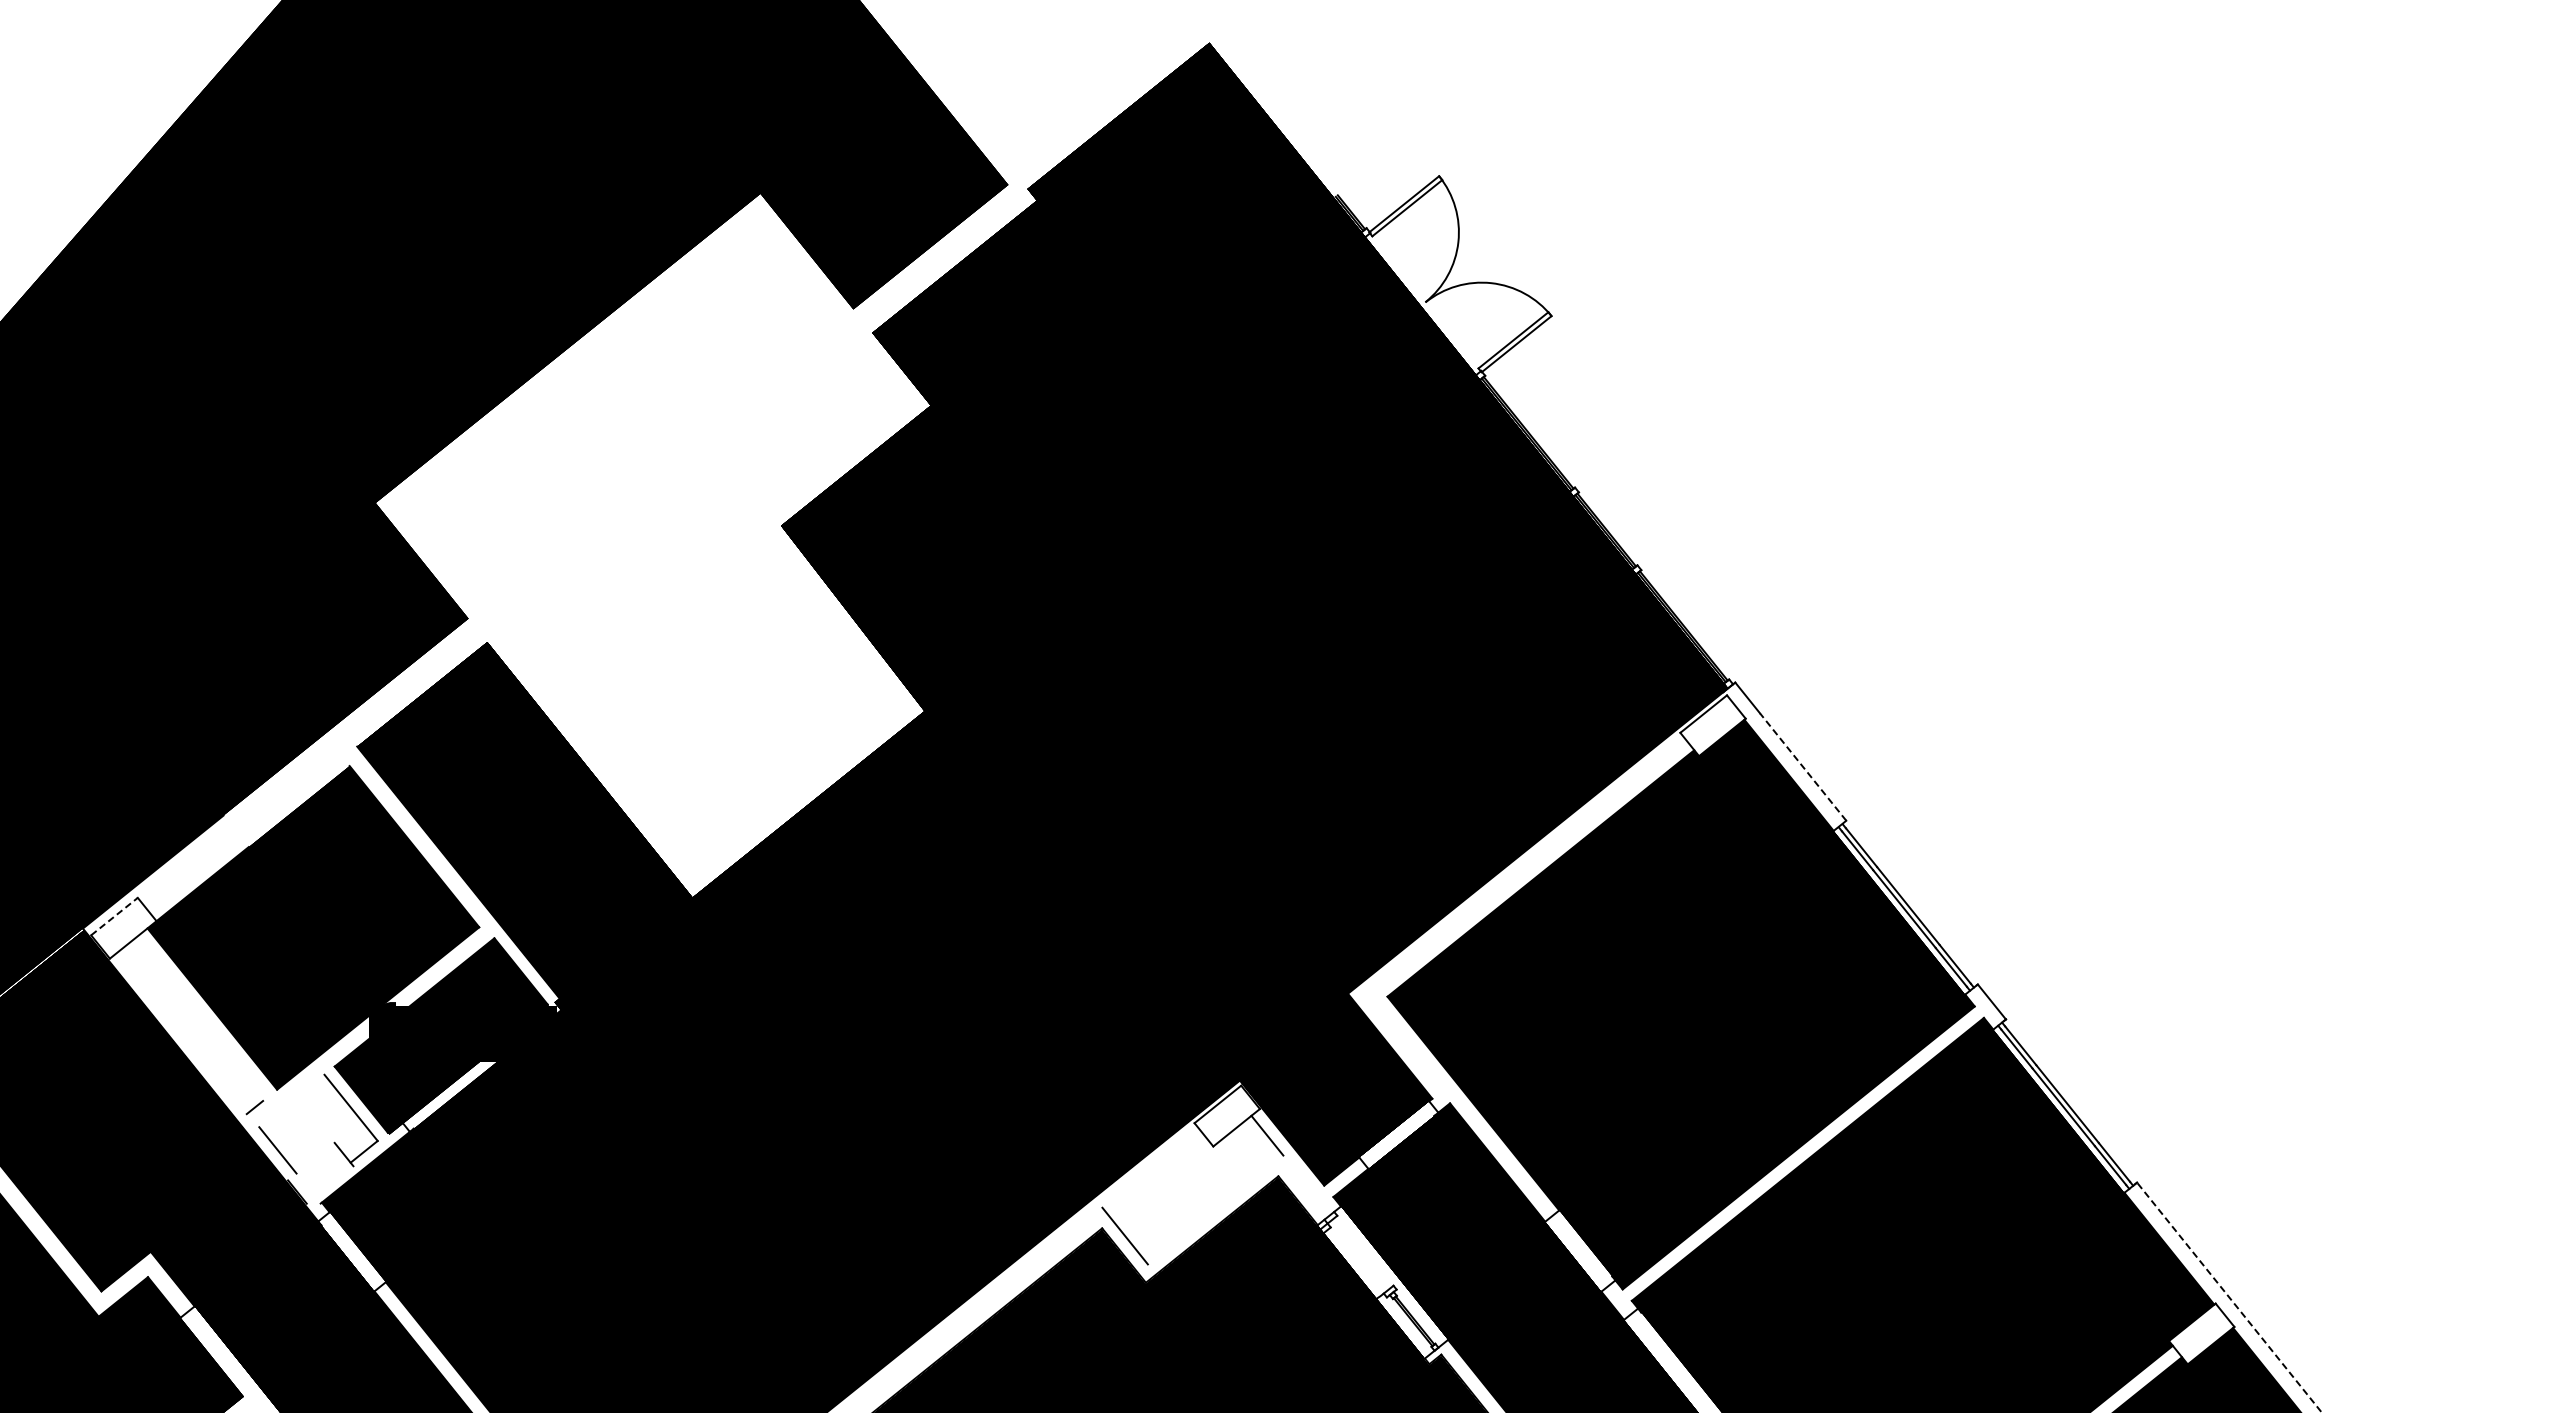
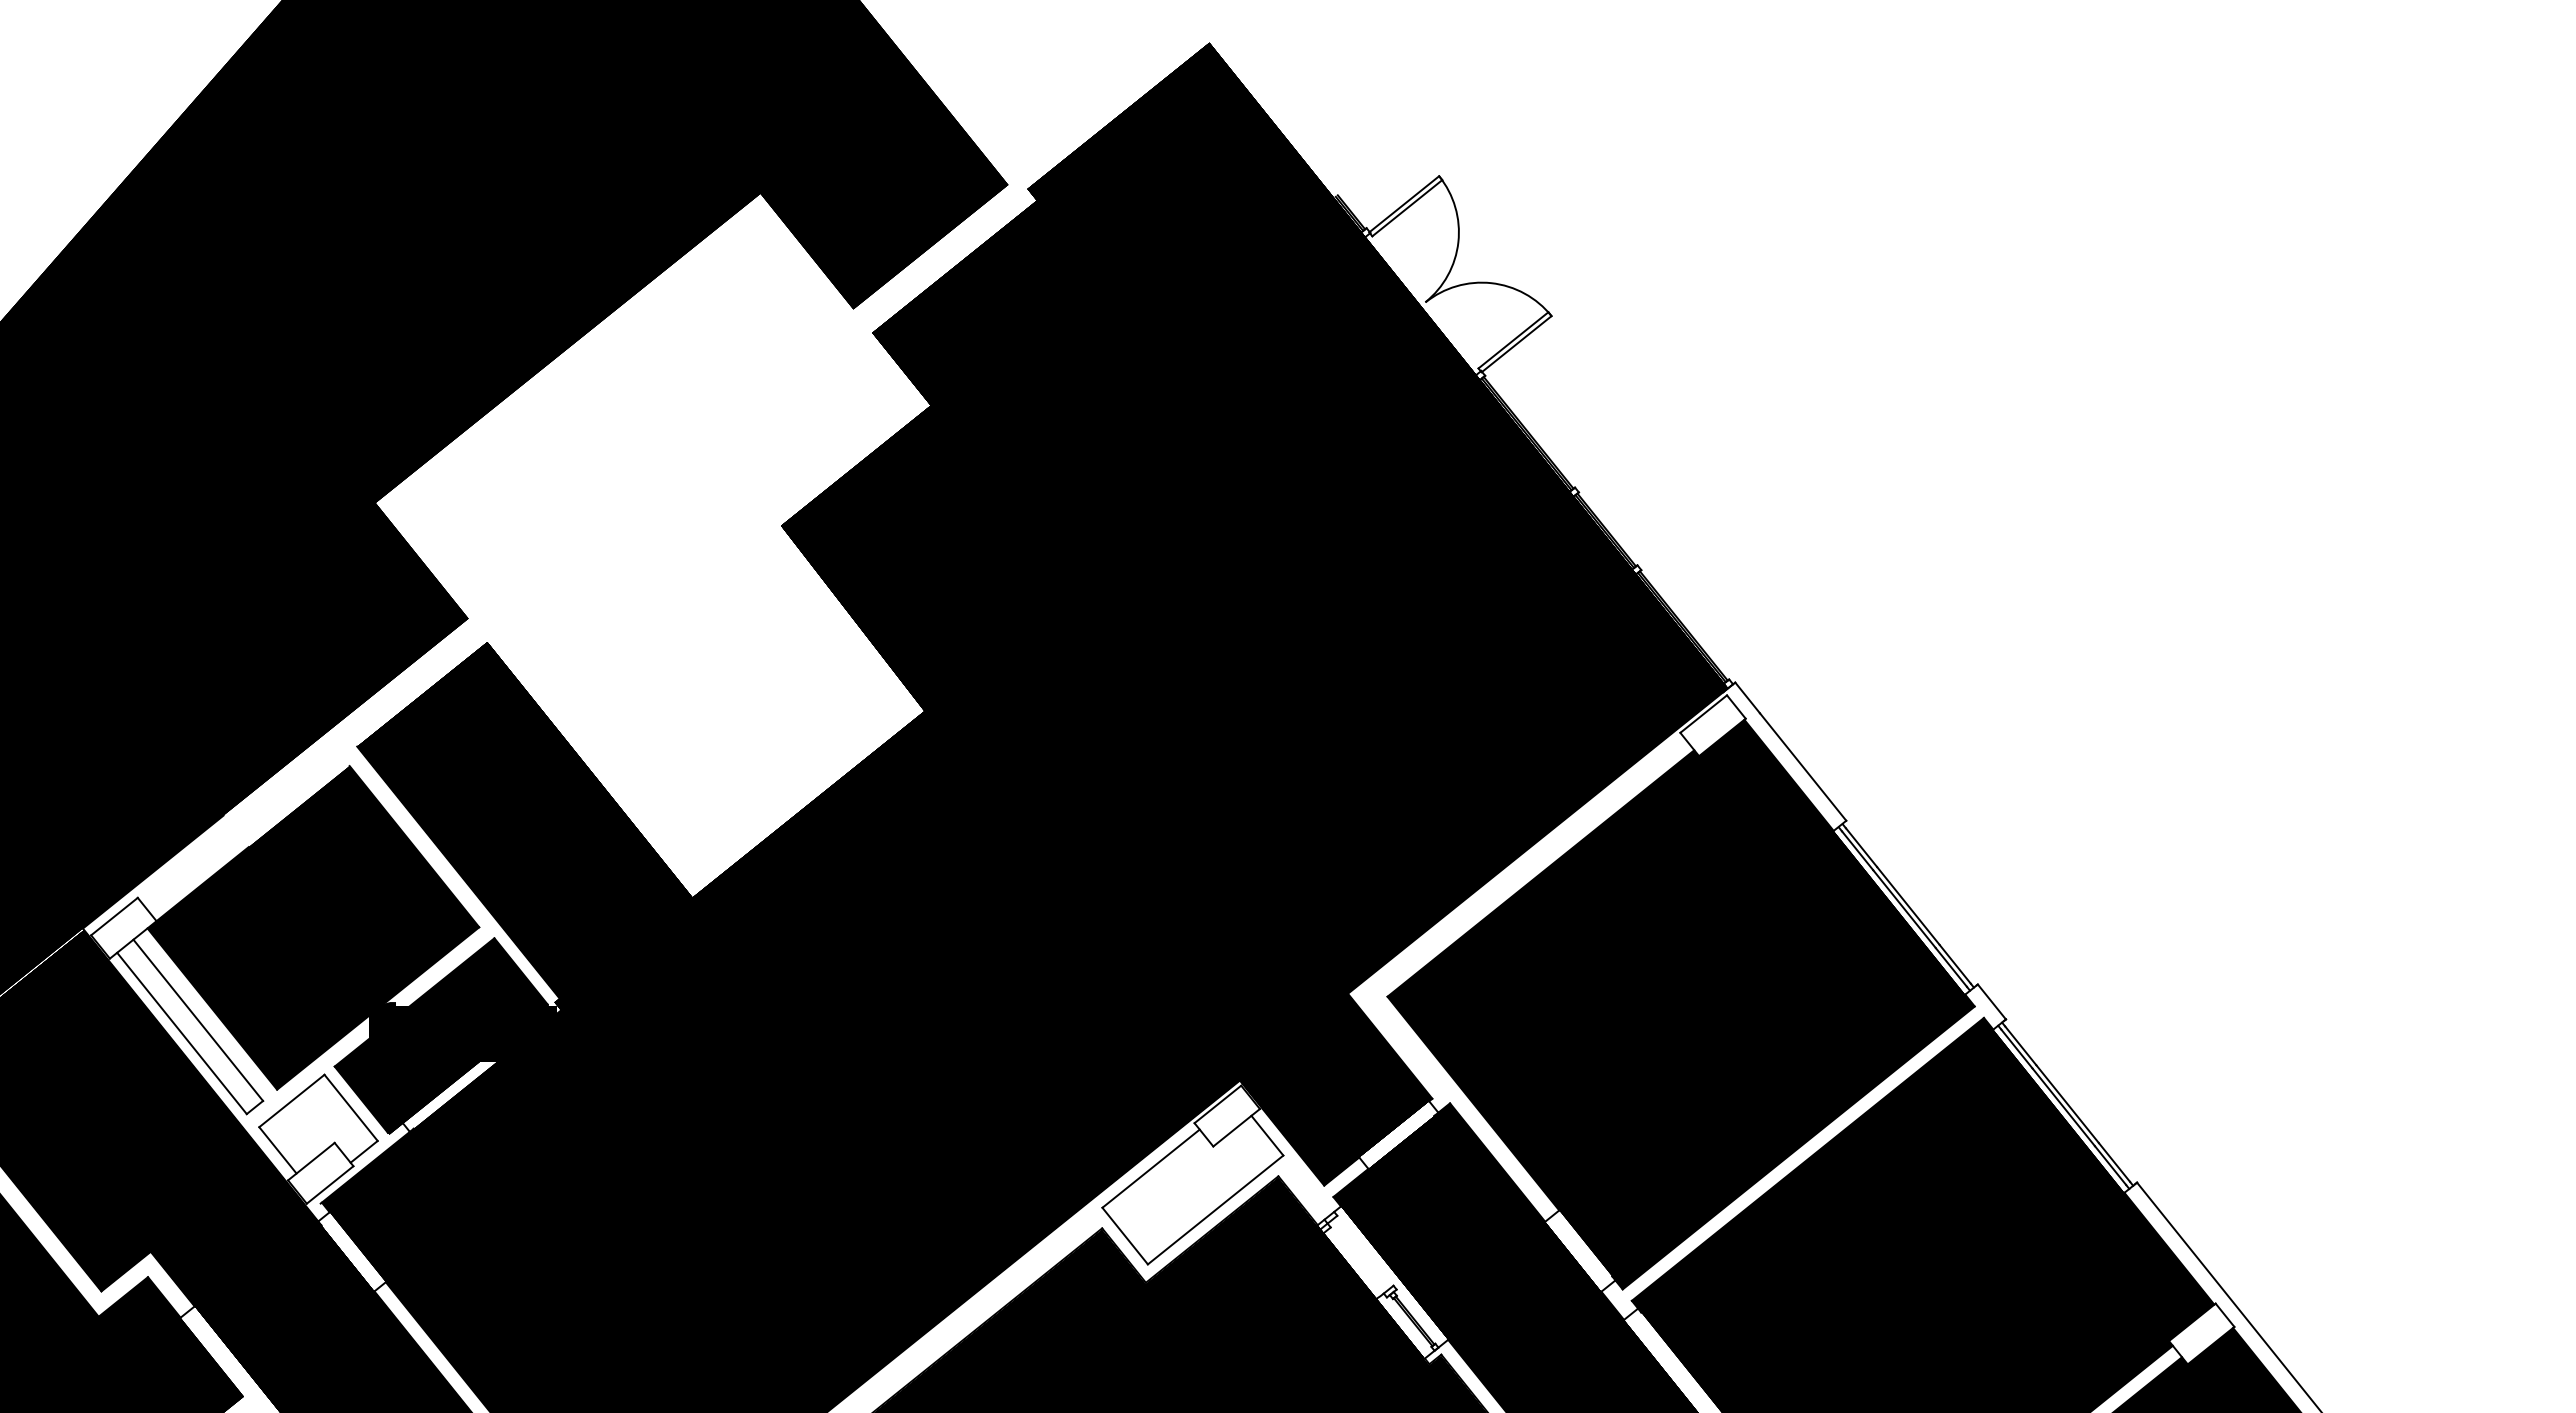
line: dashed -> solid (1803, 767)
line: dashed -> solid (114, 916)
line: none -> present (198, 1020)
line: none -> present (181, 1033)
line: none -> present (291, 1100)
line: none -> present (311, 1161)
line: none -> present (1150, 1168)
line: none -> present (329, 1184)
line: none -> present (1215, 1209)
line: dashed -> solid (2229, 1297)
